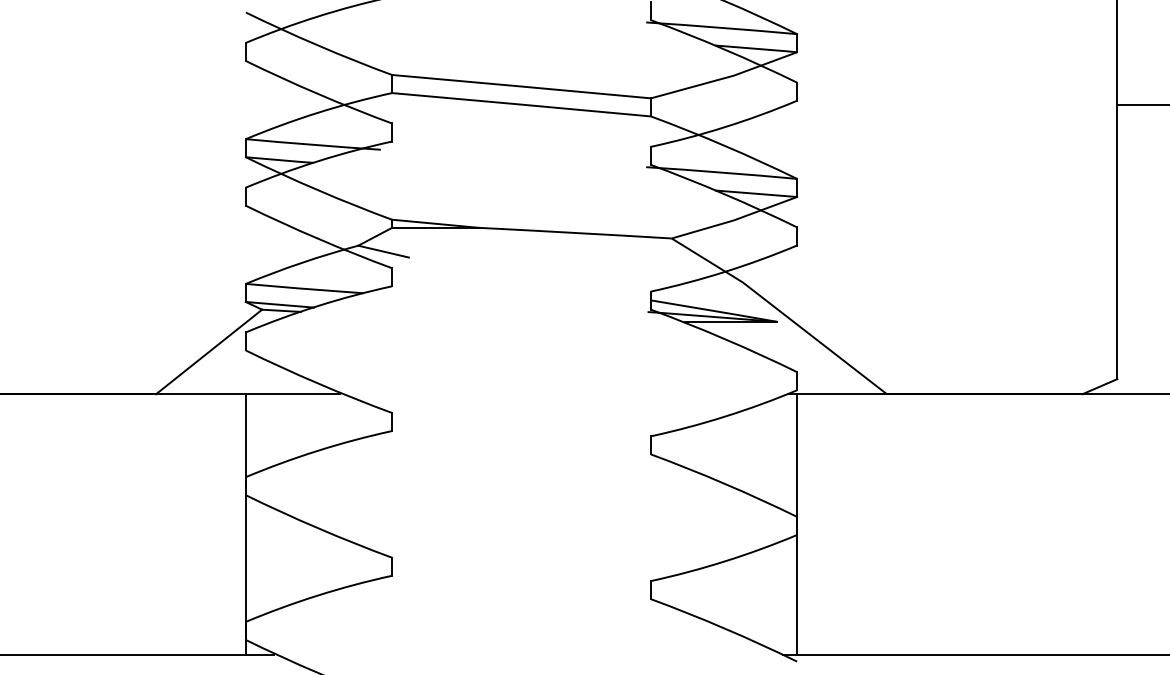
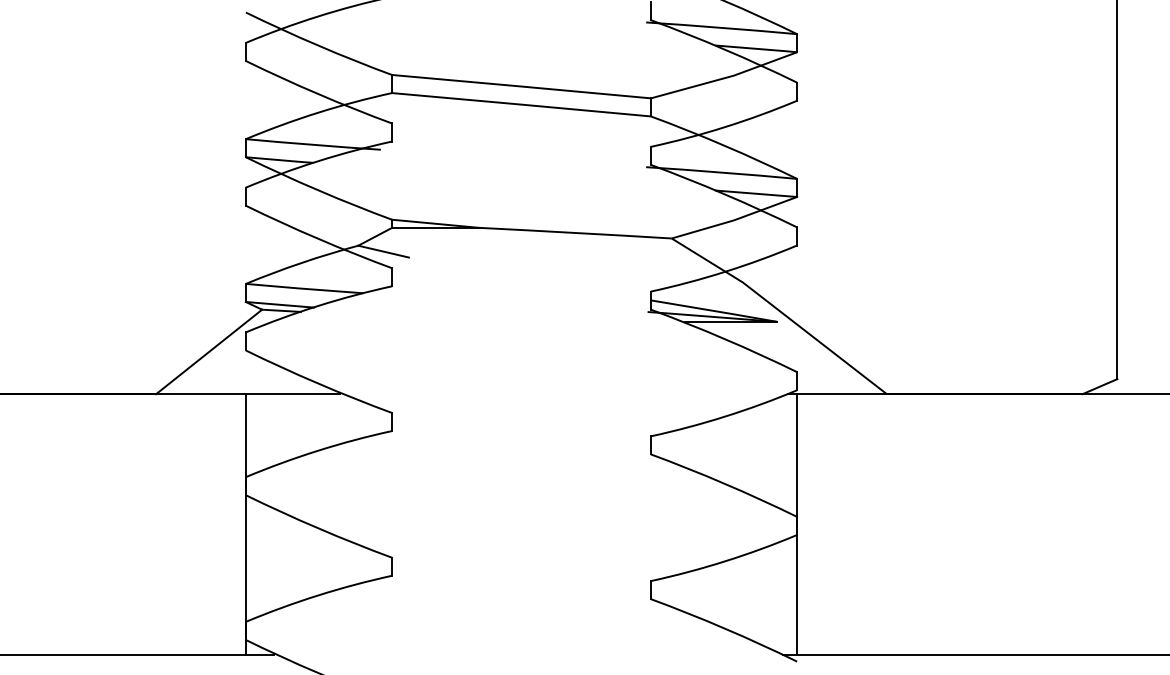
line: present -> none (1141, 104)
